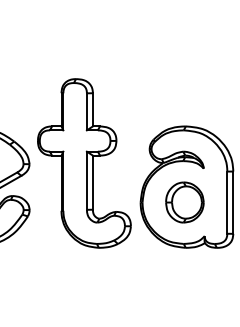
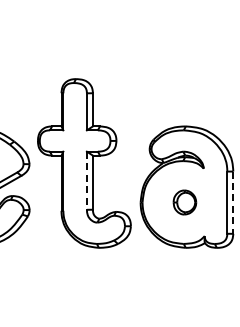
line: solid -> dashed (86, 181)
part size: 40x43 px -> 26x27 px (184, 202)
line: solid -> dashed (233, 203)
